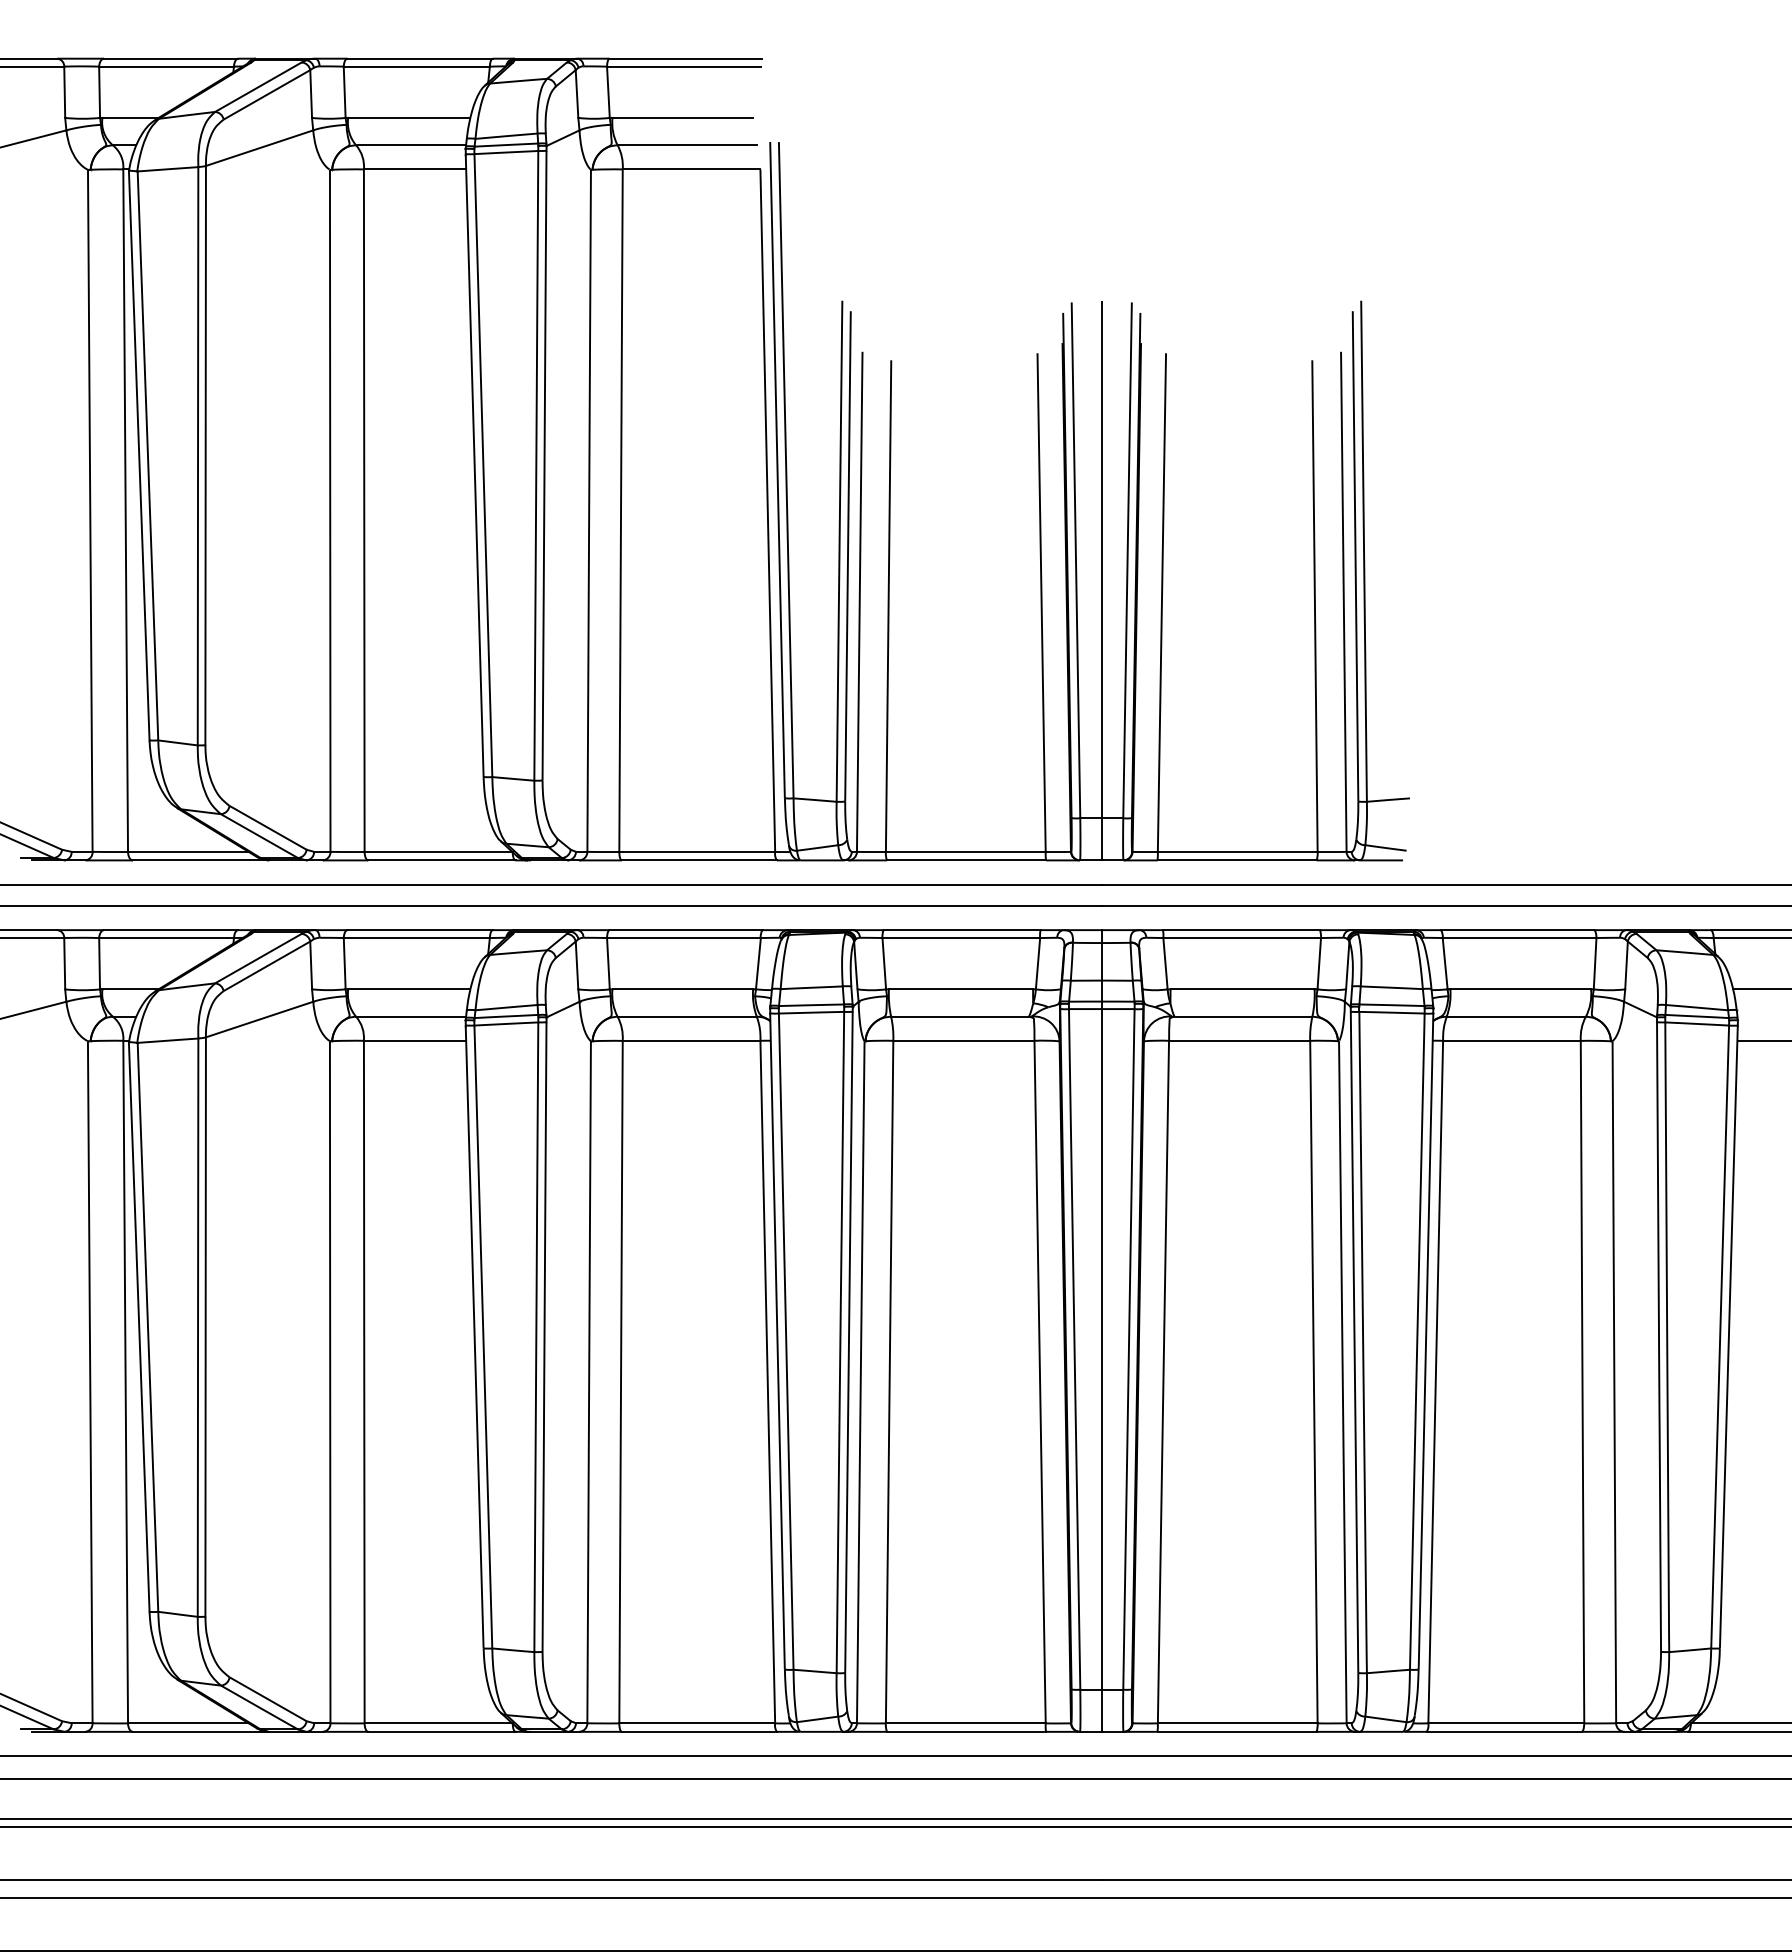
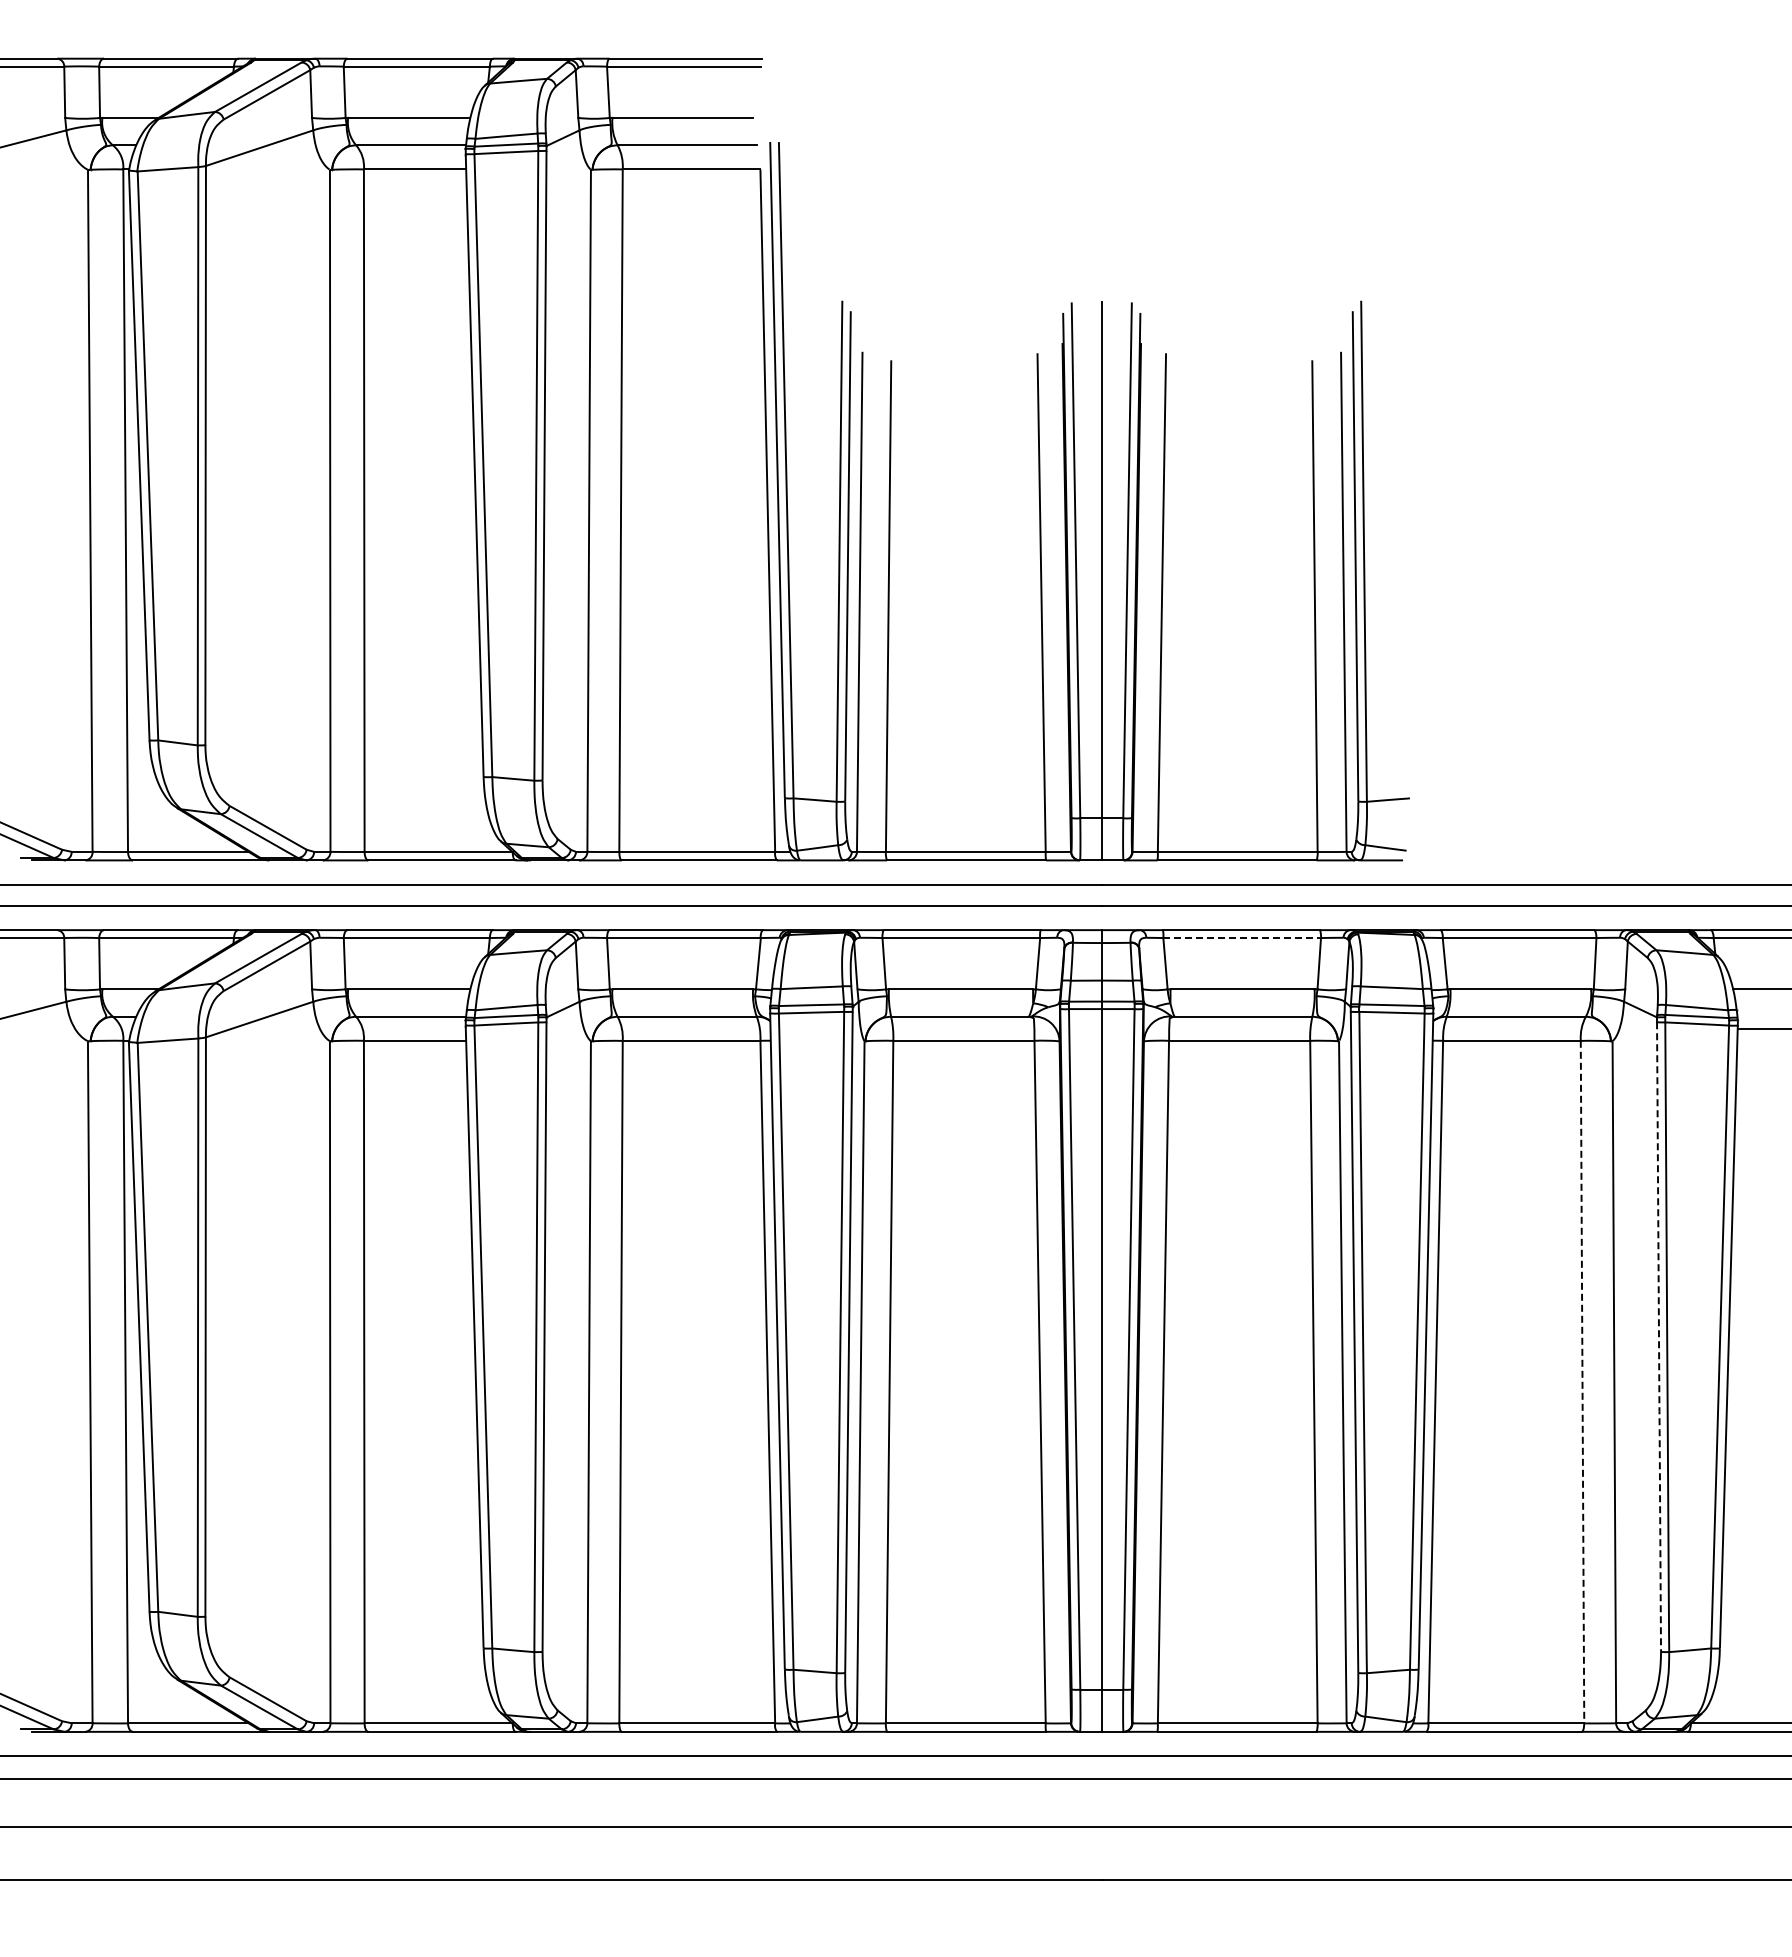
line: solid -> dashed (1242, 938)
line position: (1762, 1040) -> (1762, 1028) (1762, 1028)
line: solid -> dashed (1659, 1338)
line: solid -> dashed (1582, 1380)
line: present -> none (895, 1818)
line: present -> none (895, 1898)
line: present -> none (895, 1950)
